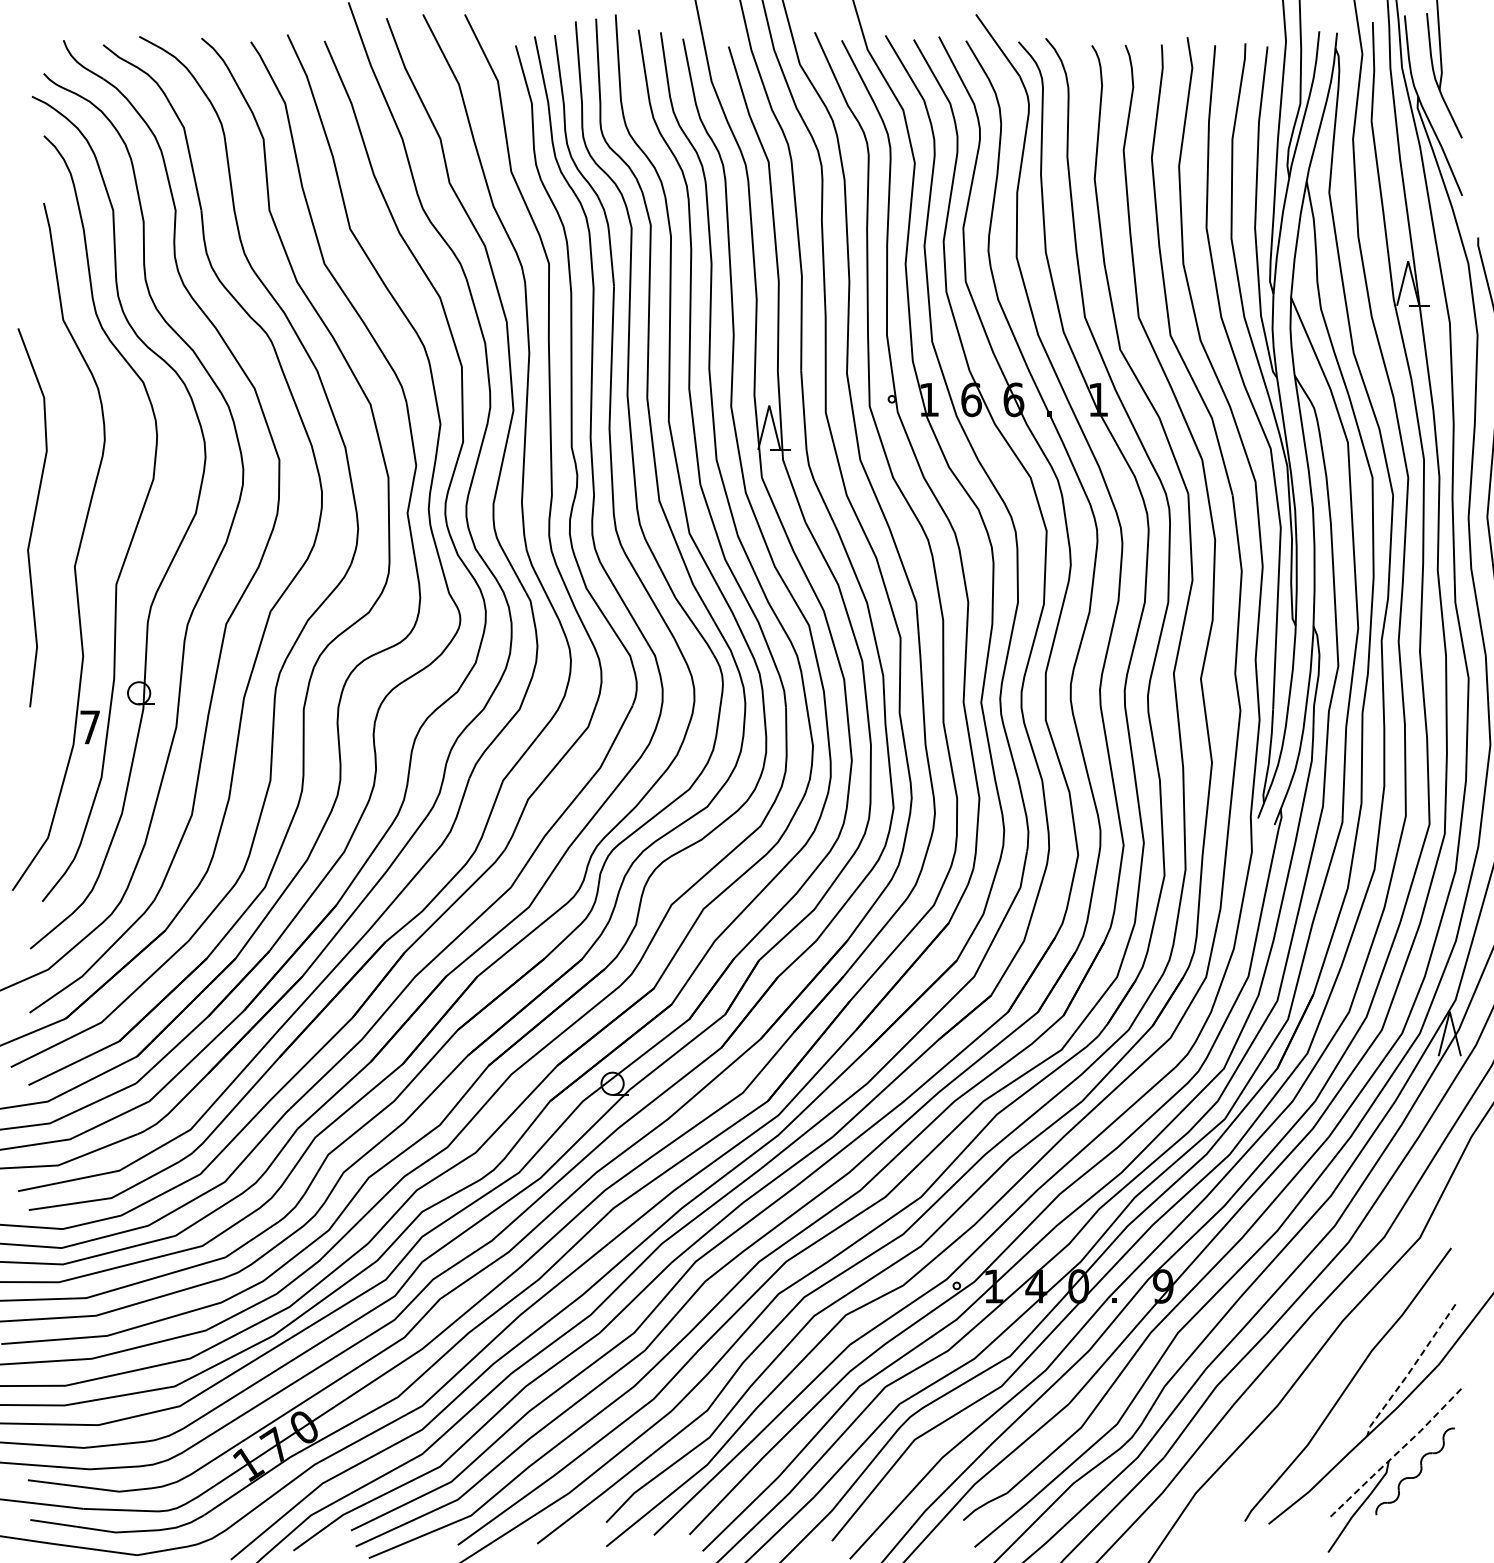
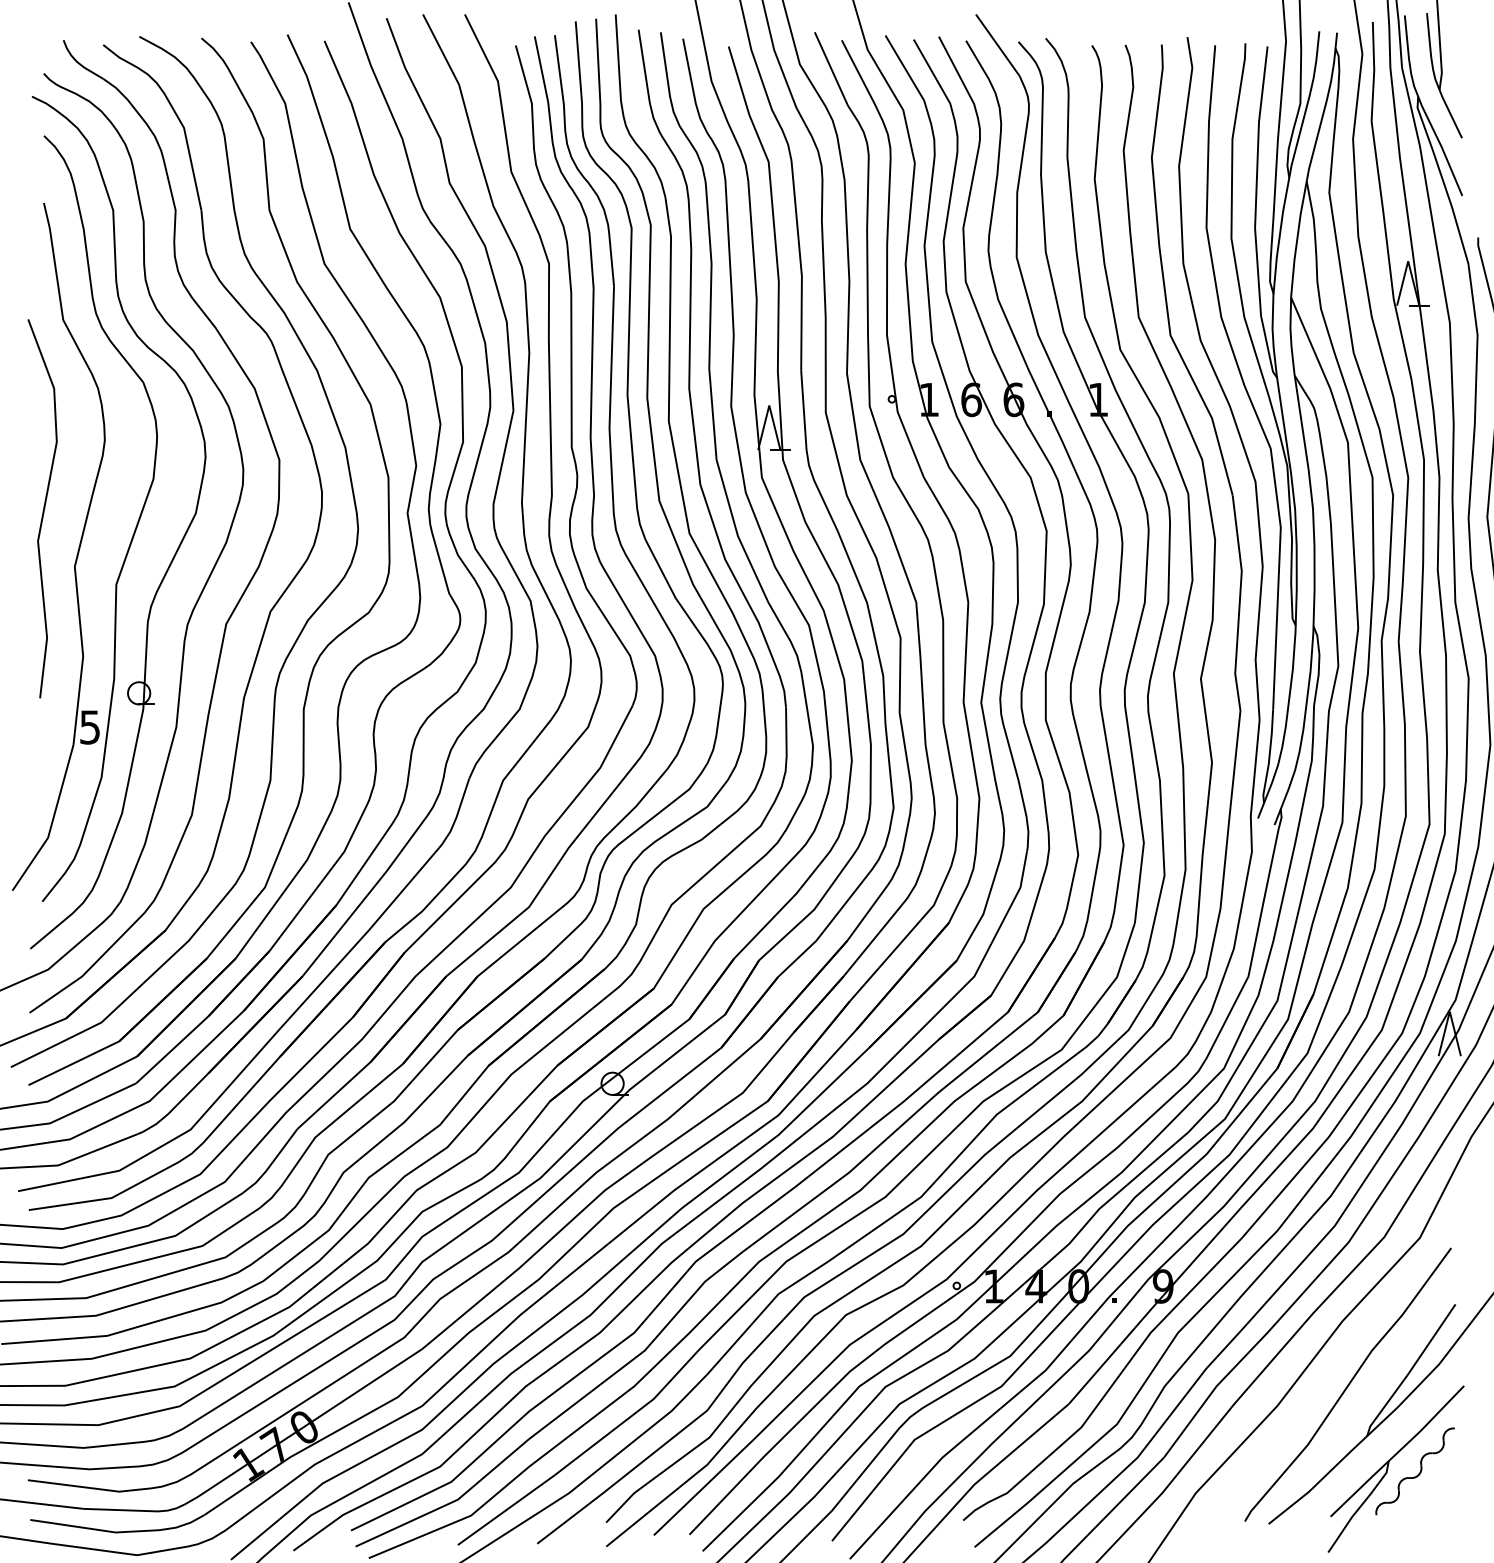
curve position: (33, 517) -> (43, 508) (43, 508)
text: 7 -> 5 (89, 727)
line: dashed -> solid (1409, 1371)
line: dashed -> solid (1398, 1452)
